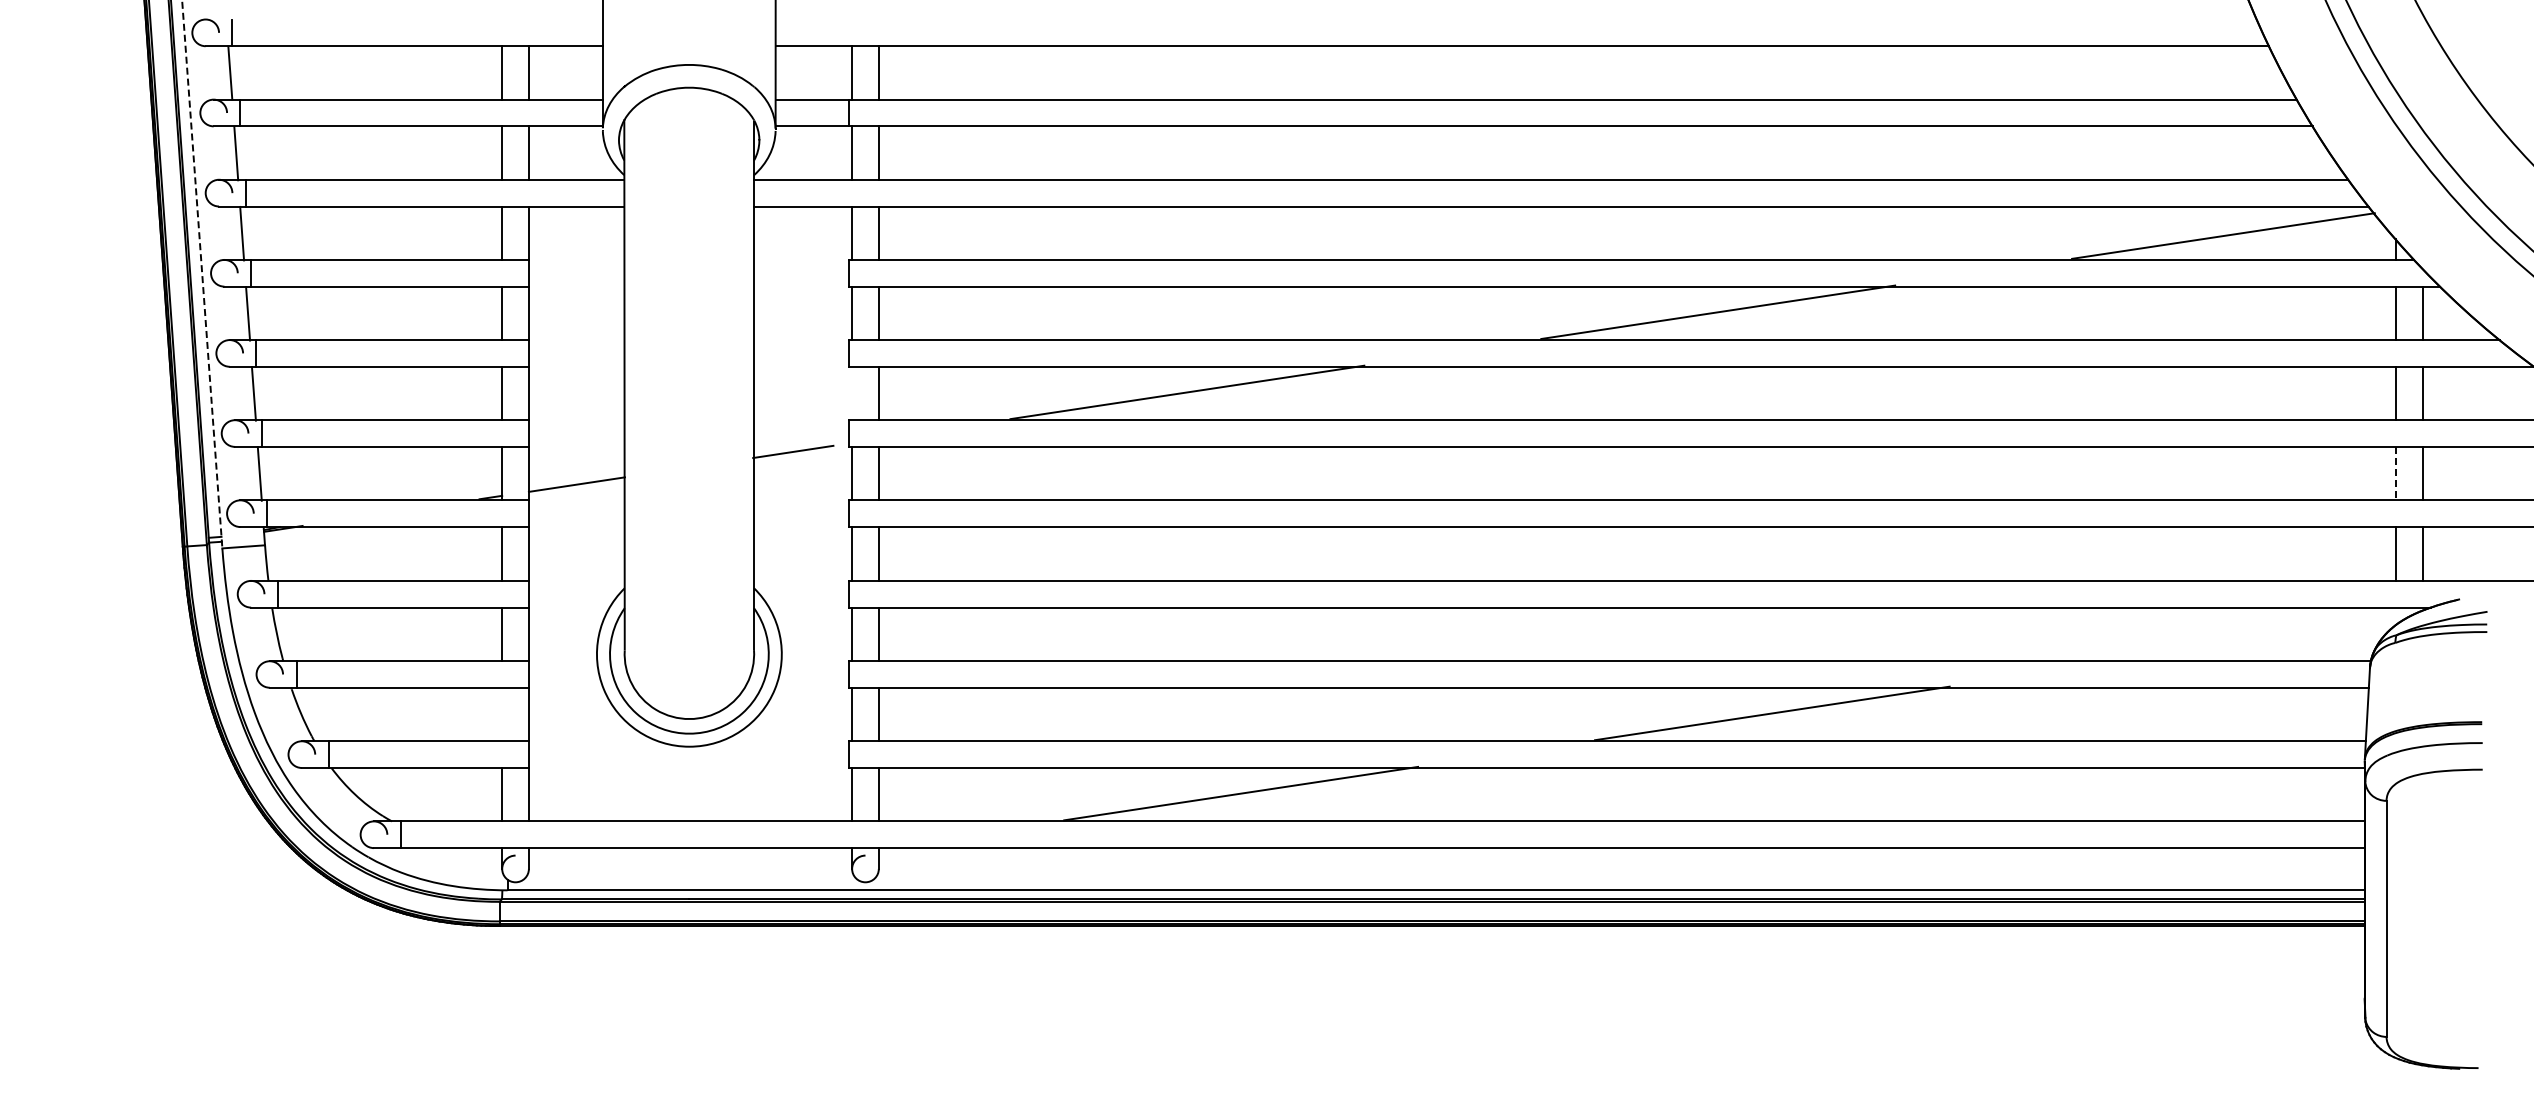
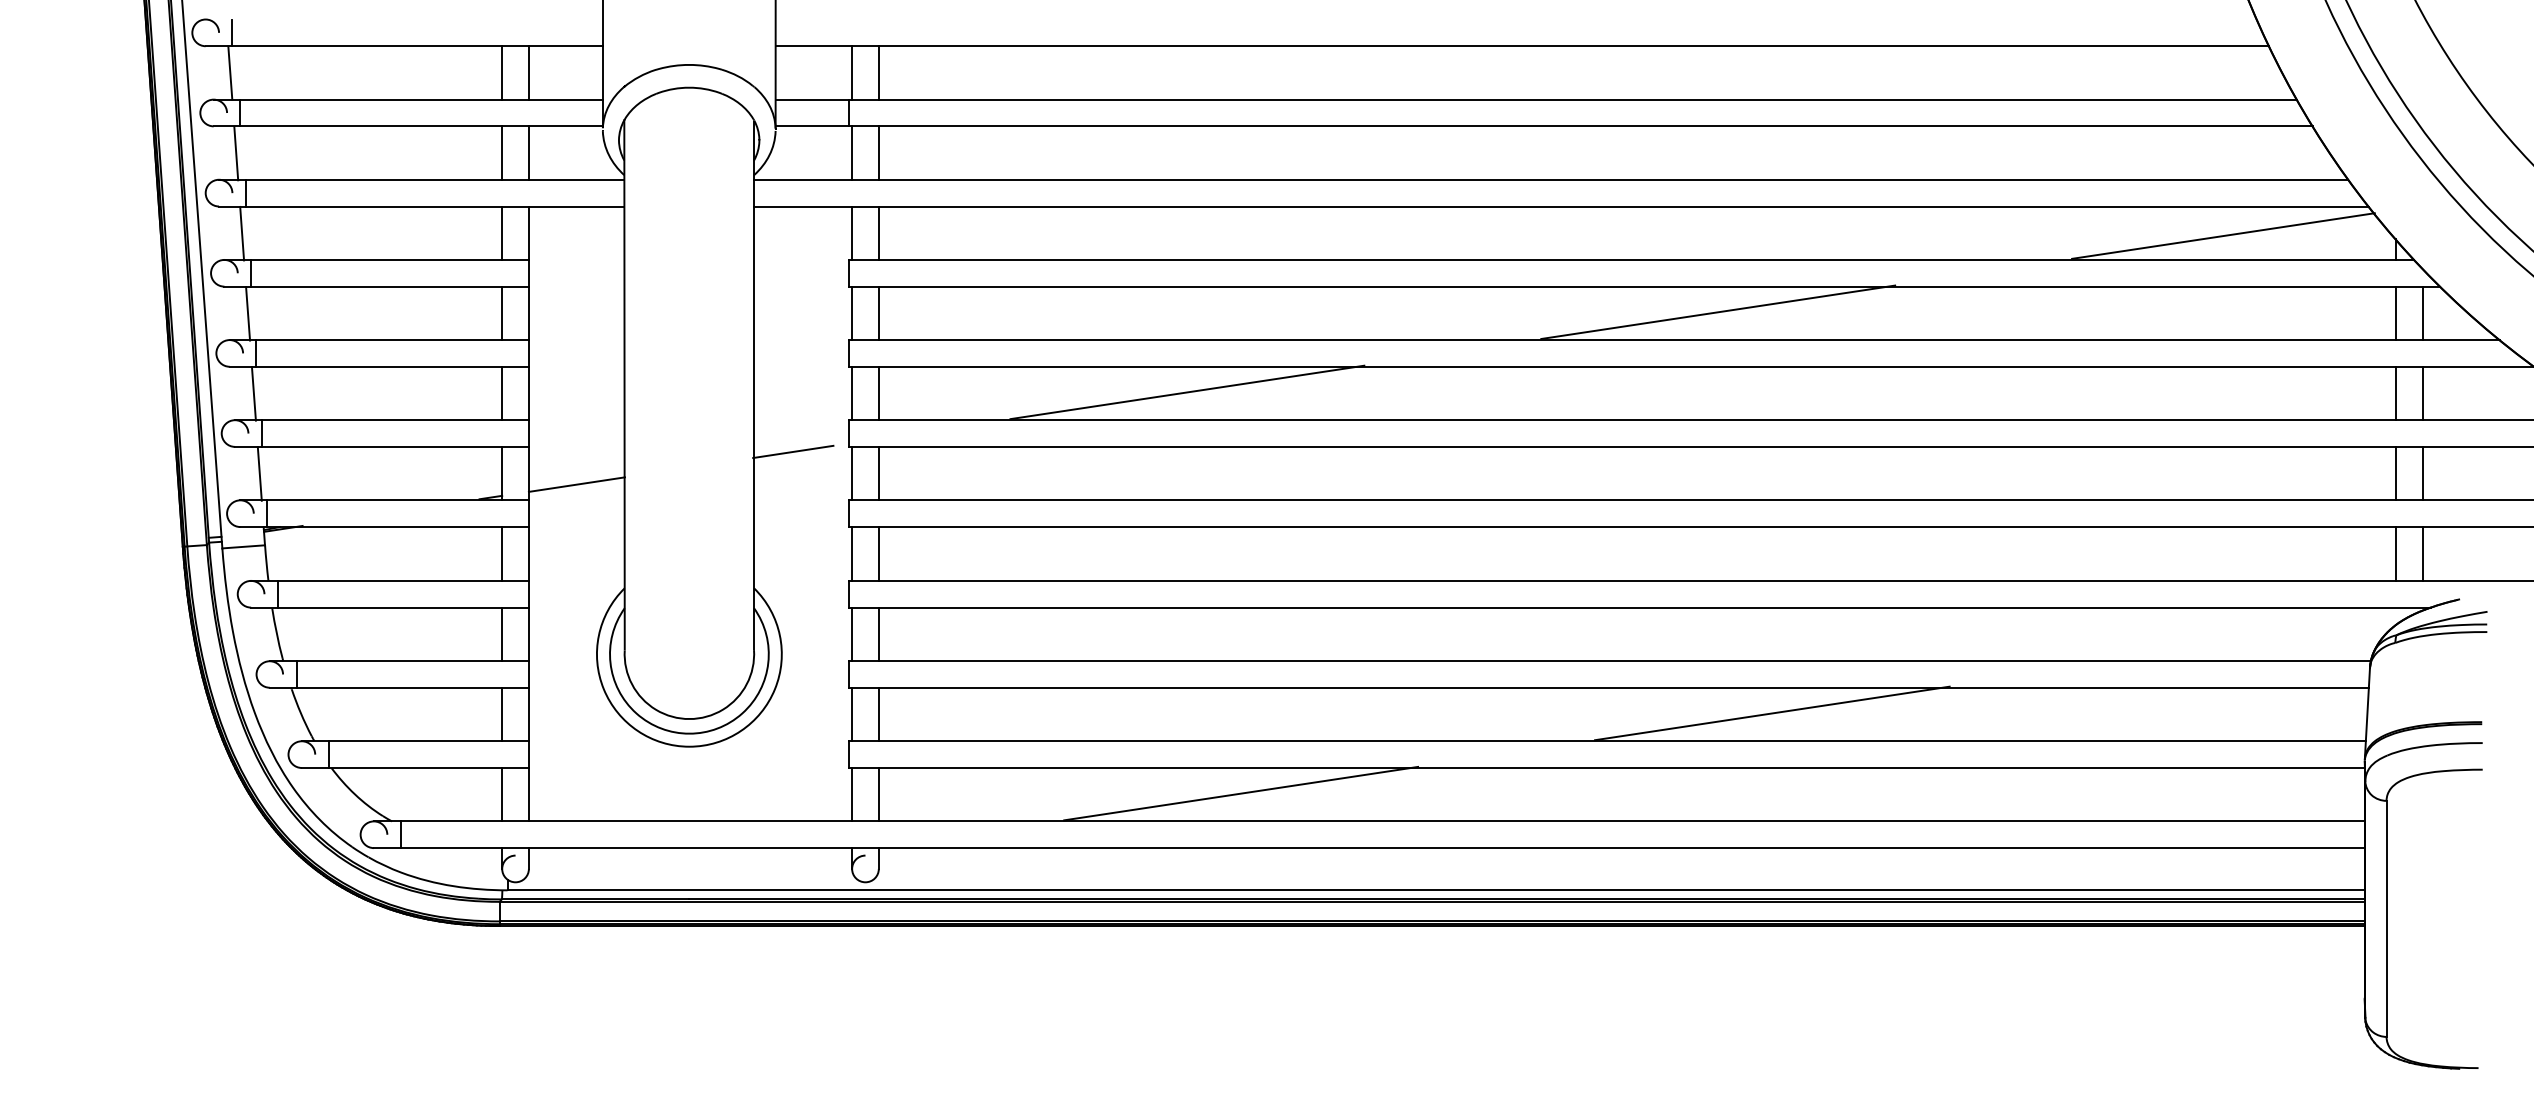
line: dashed -> solid (202, 274)
line: none -> present (852, 393)
line: dashed -> solid (2395, 473)
line: none -> present (502, 714)
